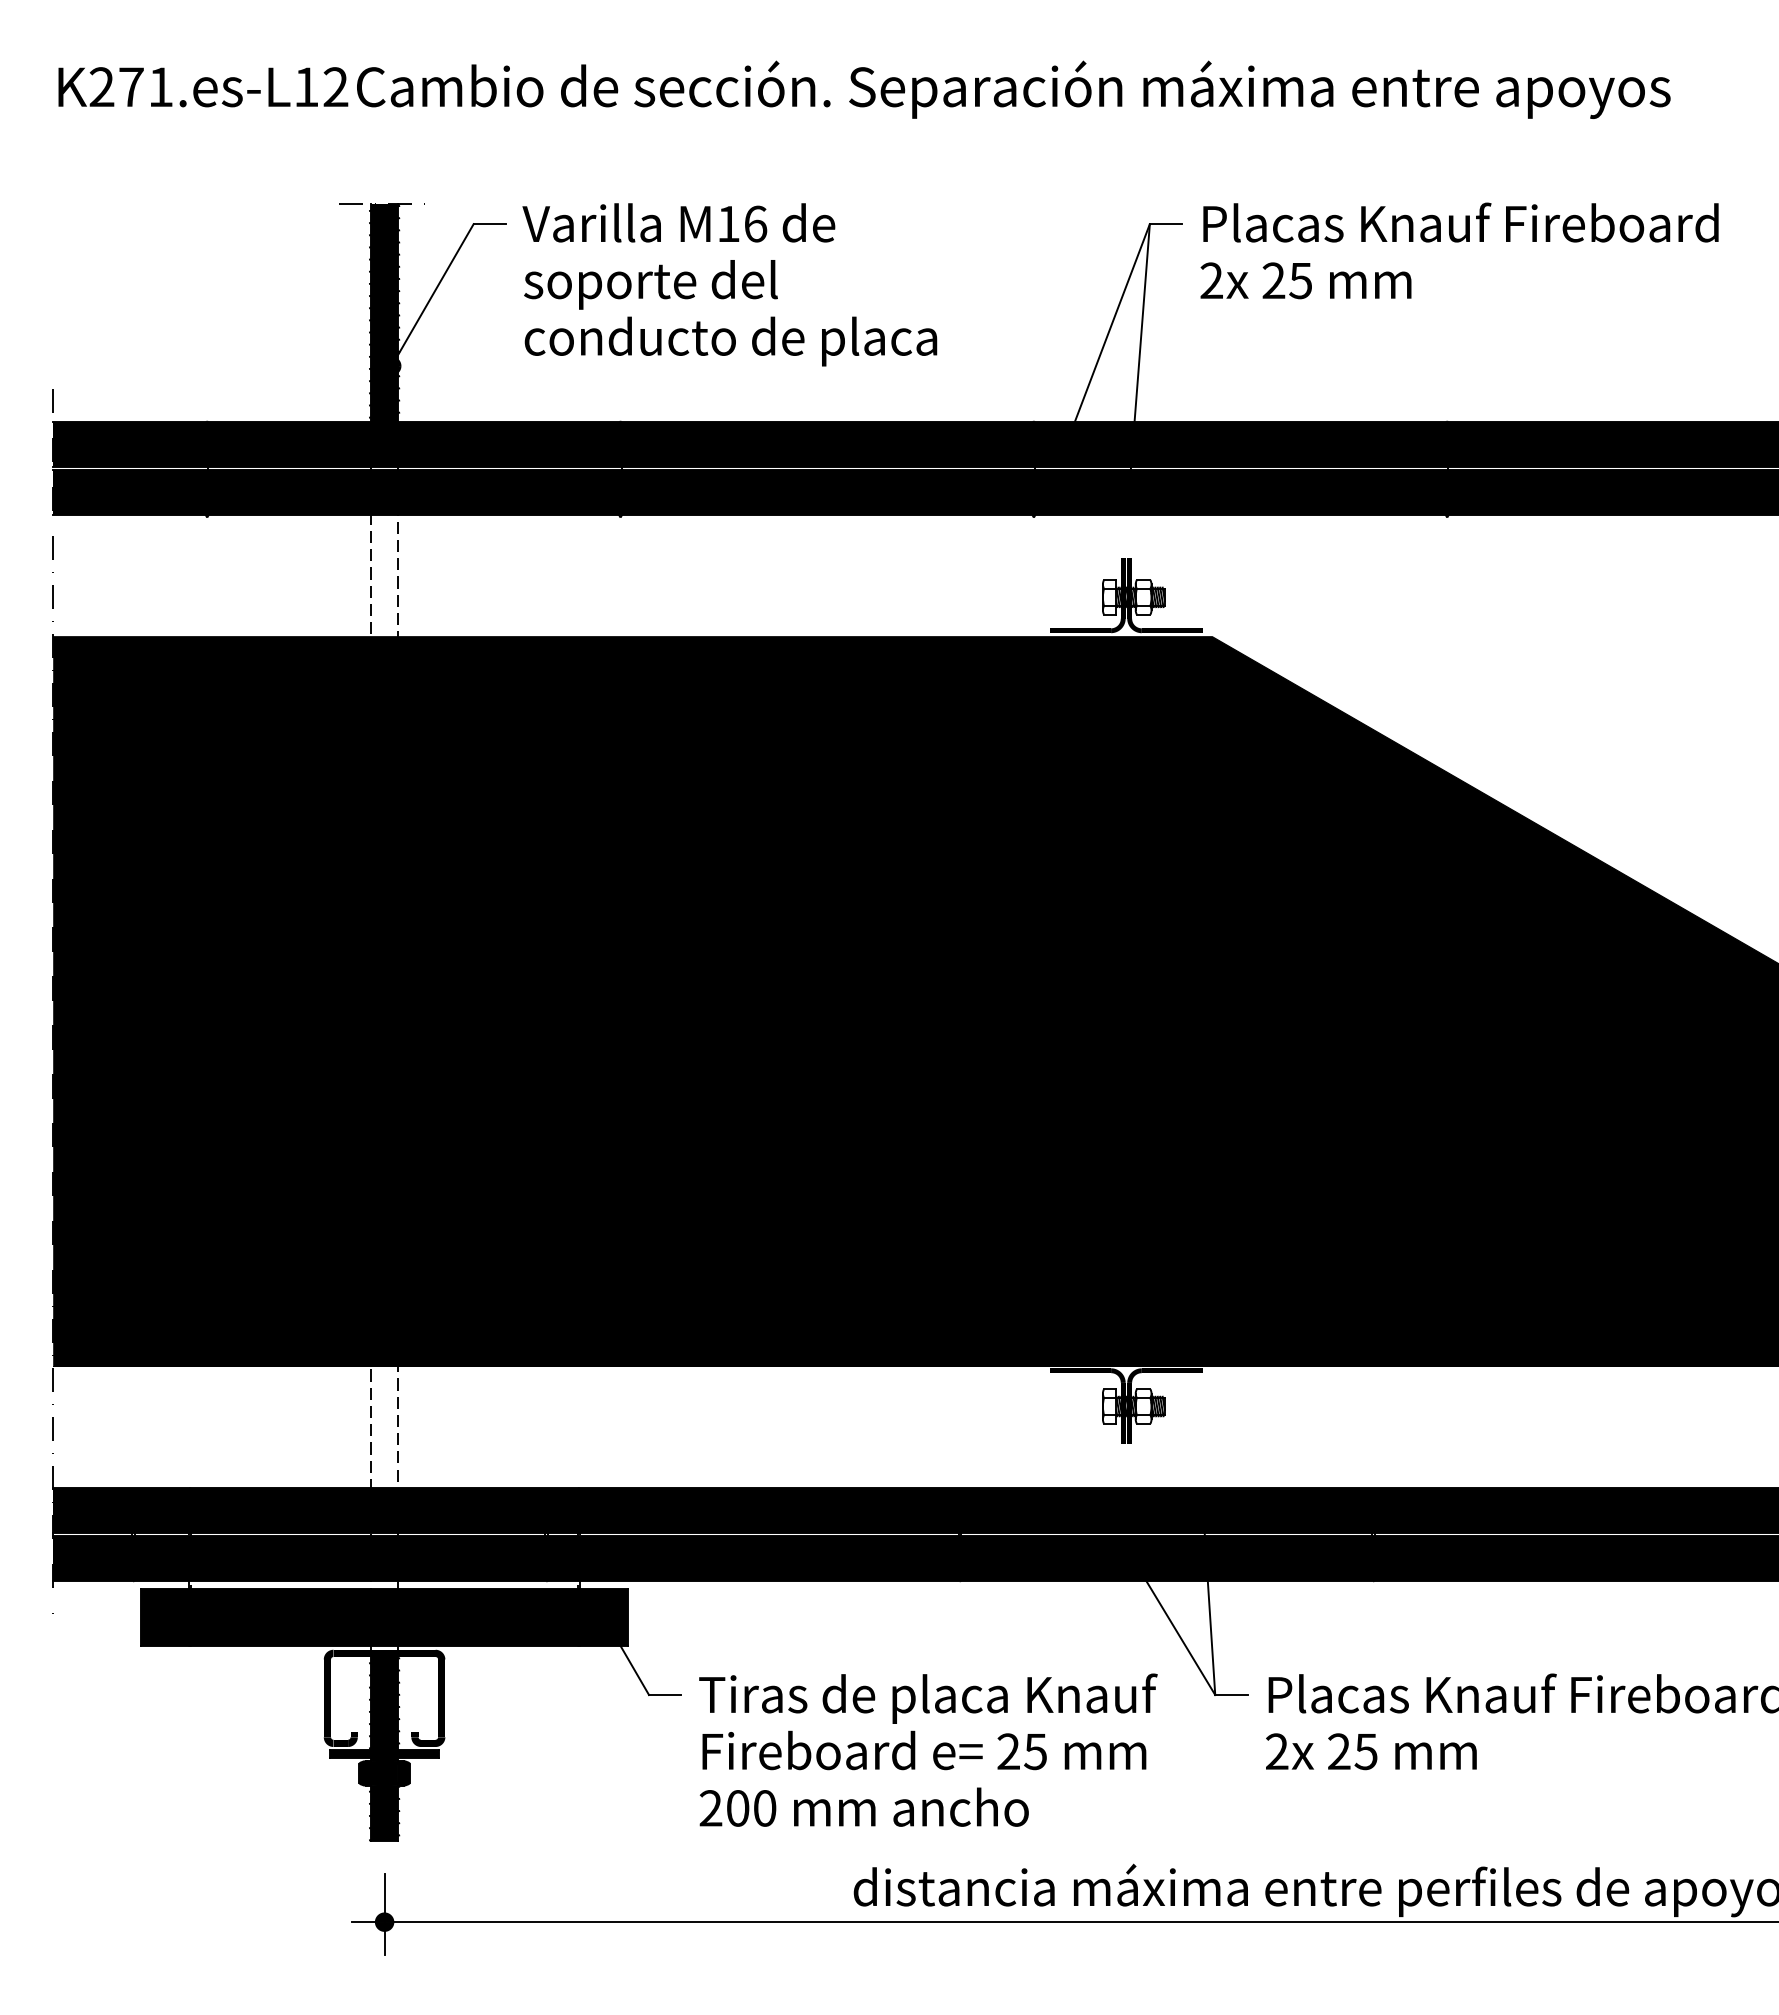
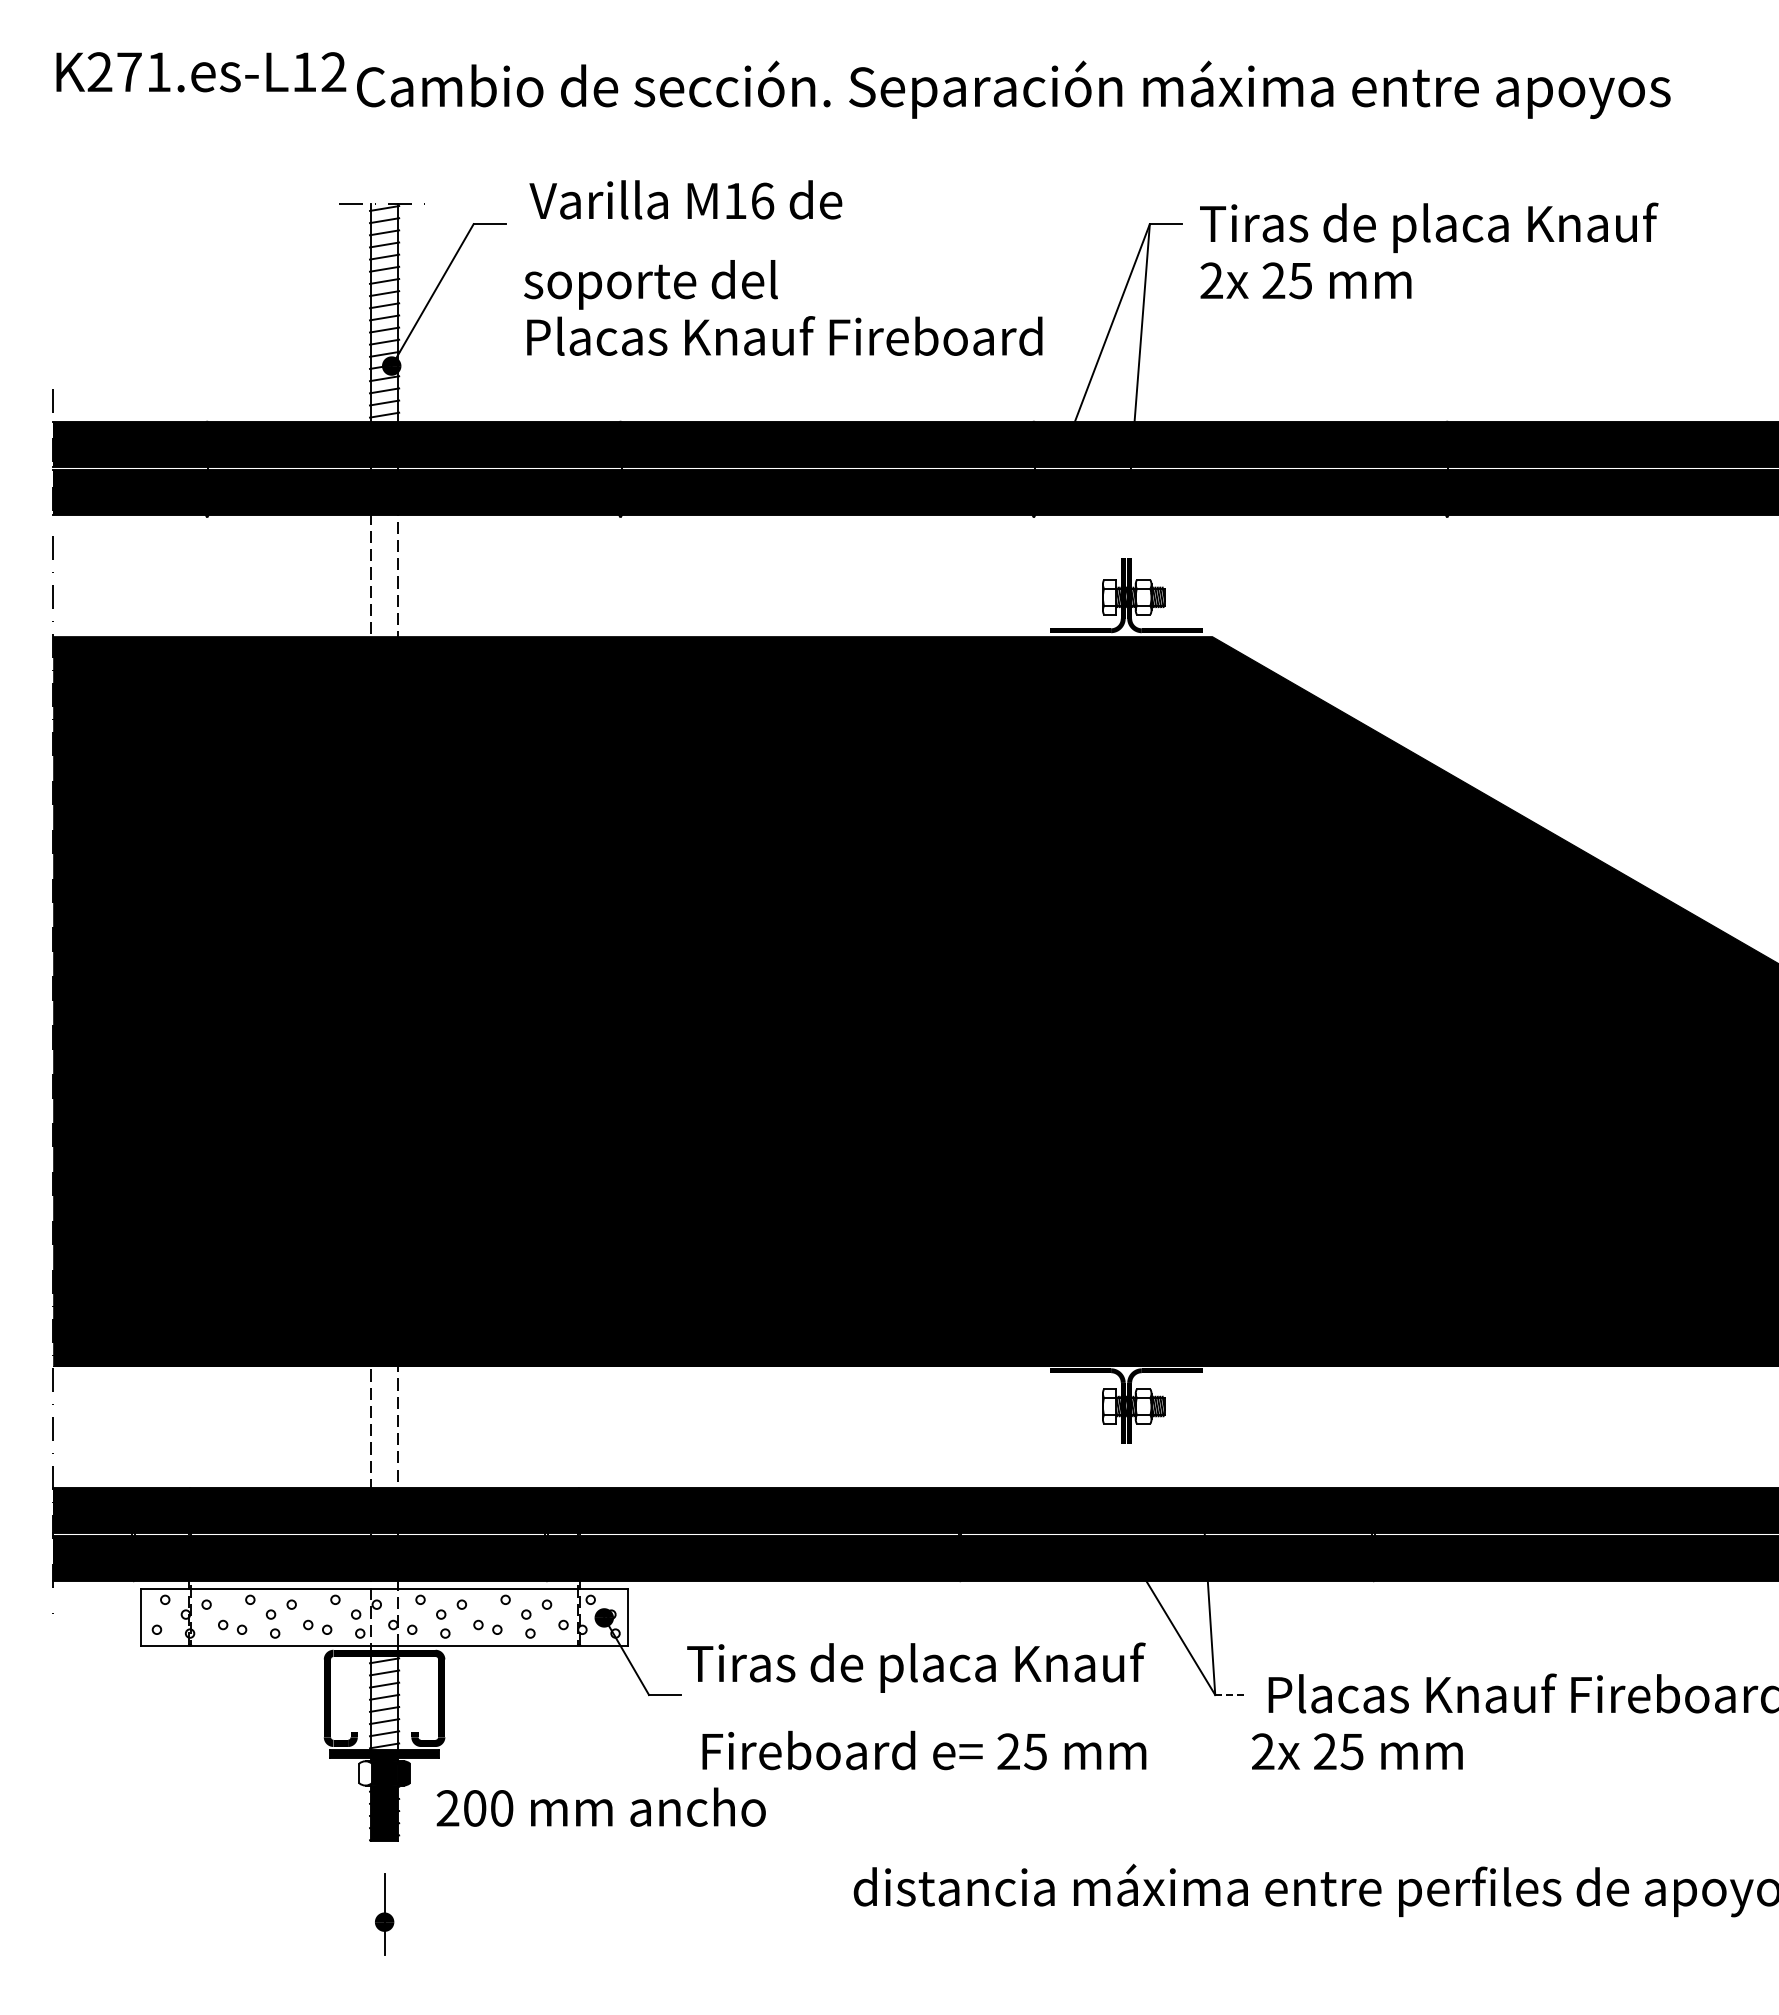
text position: (203, 87) -> (201, 72) (201, 72)
text position: (678, 222) -> (685, 199) (685, 199)
text: Placas Knauf Fireboard -> Tiras de placa Knauf (1459, 227)
fill: present -> none (384, 312)
text: conducto de placa -> Placas Knauf Fireboard (783, 341)
fill: present -> none (384, 1616)
line: solid -> dashed (1231, 1695)
text position: (928, 1698) -> (916, 1667) (916, 1667)
fill: present -> none (384, 1703)
text position: (1371, 1751) -> (1357, 1751) (1357, 1751)
fill: present -> none (365, 1773)
text position: (863, 1806) -> (600, 1806) (600, 1806)
line: present -> none (1063, 1922)
